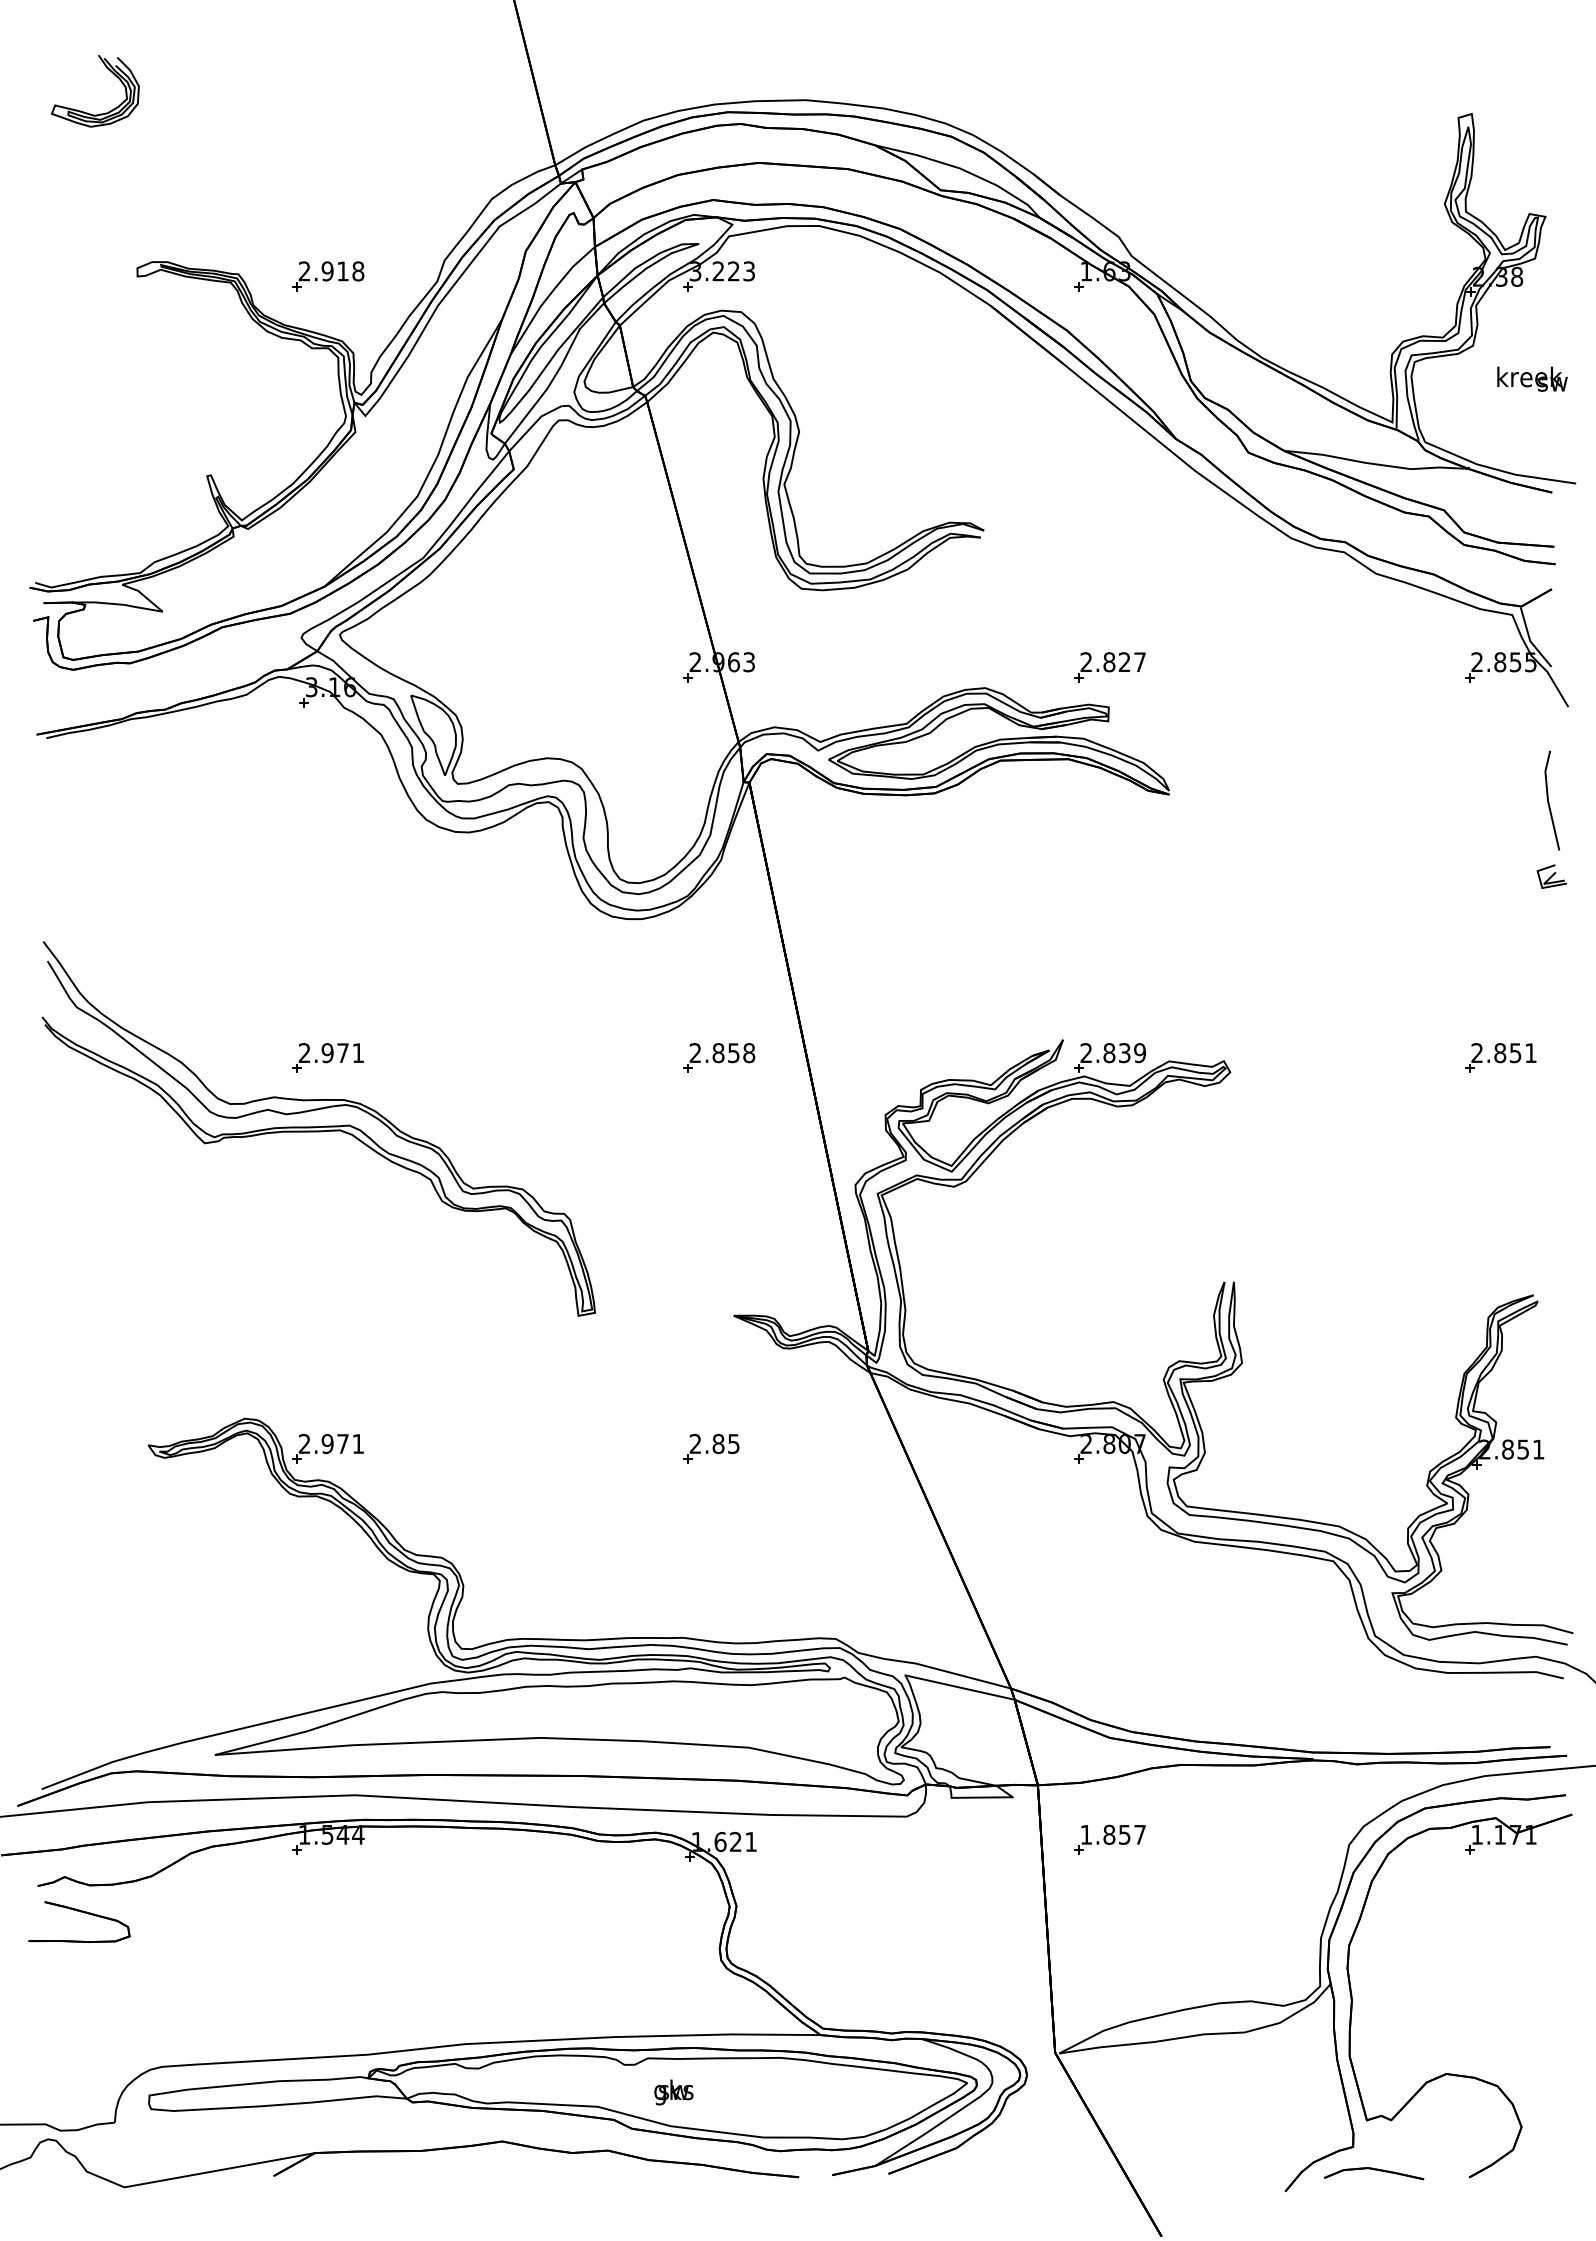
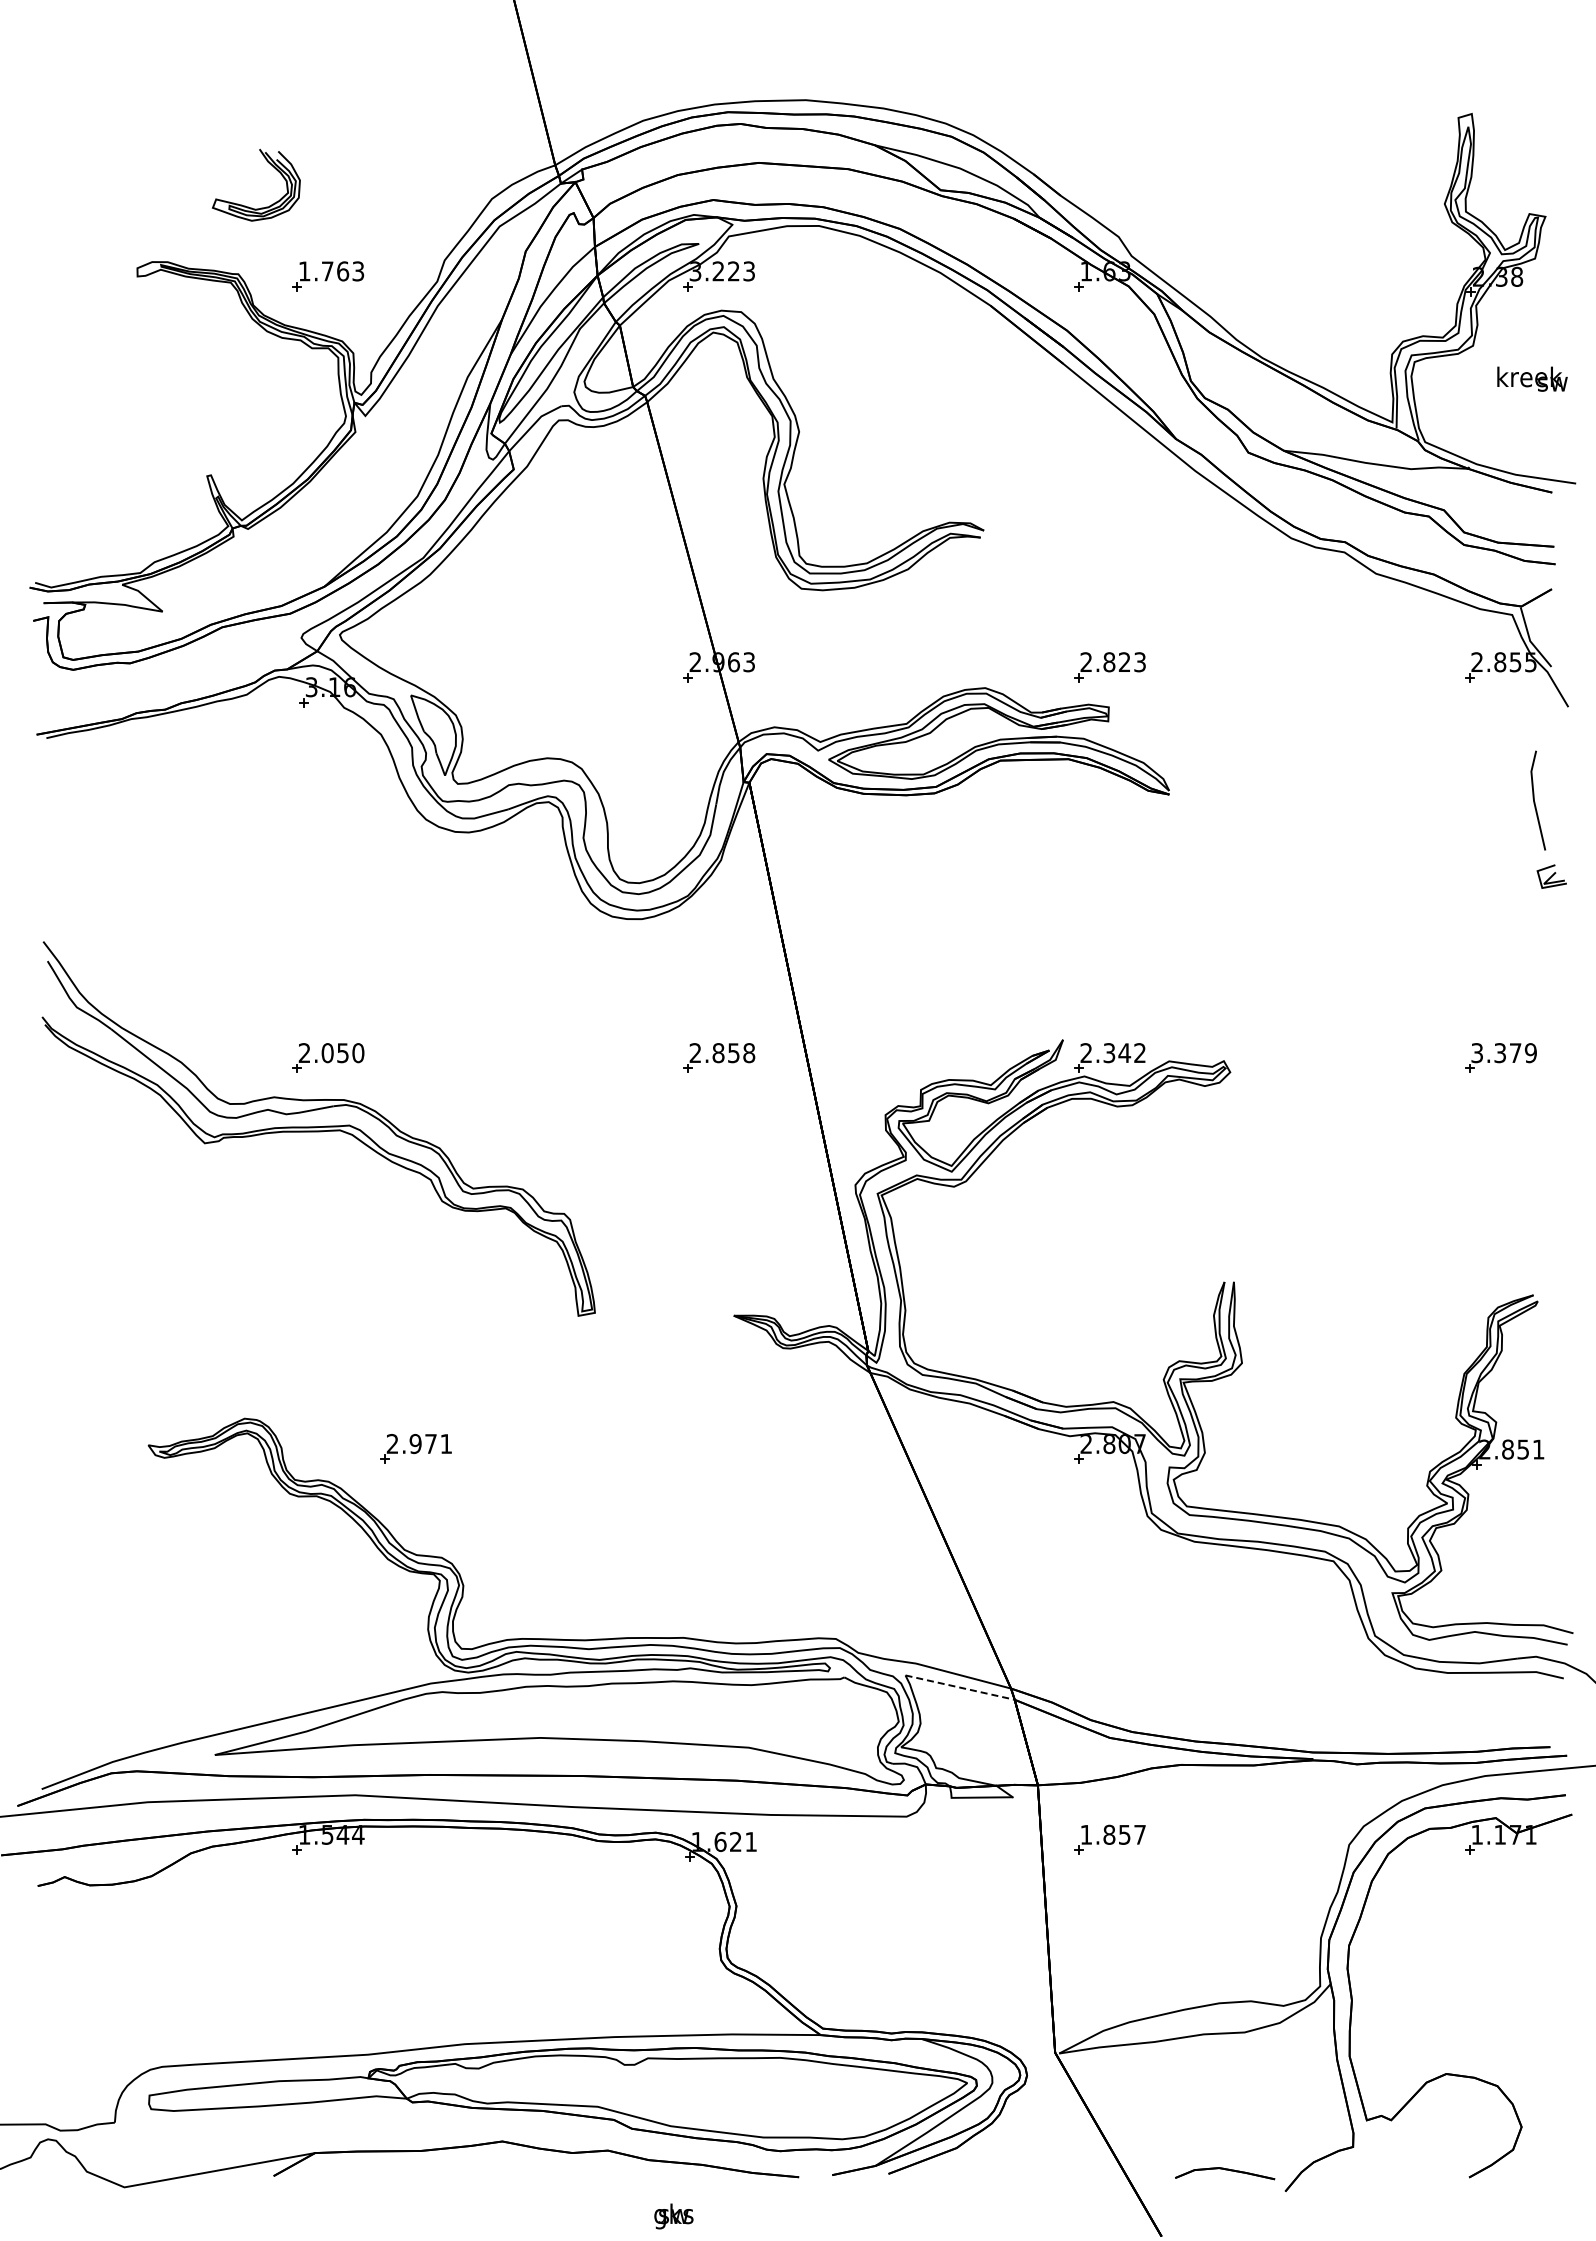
part position: (87, 112) -> (248, 206) (248, 206)
text: 2.918 -> 1.763 (331, 271)
text: 2.827 -> 2.823 (1139, 662)
line position: (1549, 801) -> (1535, 801) (1535, 801)
text: 2.971 -> 2.050 (342, 1053)
text: 2.839 -> 2.342 (1124, 1053)
text: 2.851 -> 3.379 (1503, 1053)
part position: (327, 1448) -> (415, 1448) (415, 1448)
part: present -> none (711, 1448)
line: solid -> dashed (960, 1687)
part: present -> none (80, 1912)
text position: (673, 2092) -> (673, 2216) (673, 2216)
part position: (1374, 2173) -> (1225, 2173) (1225, 2173)
